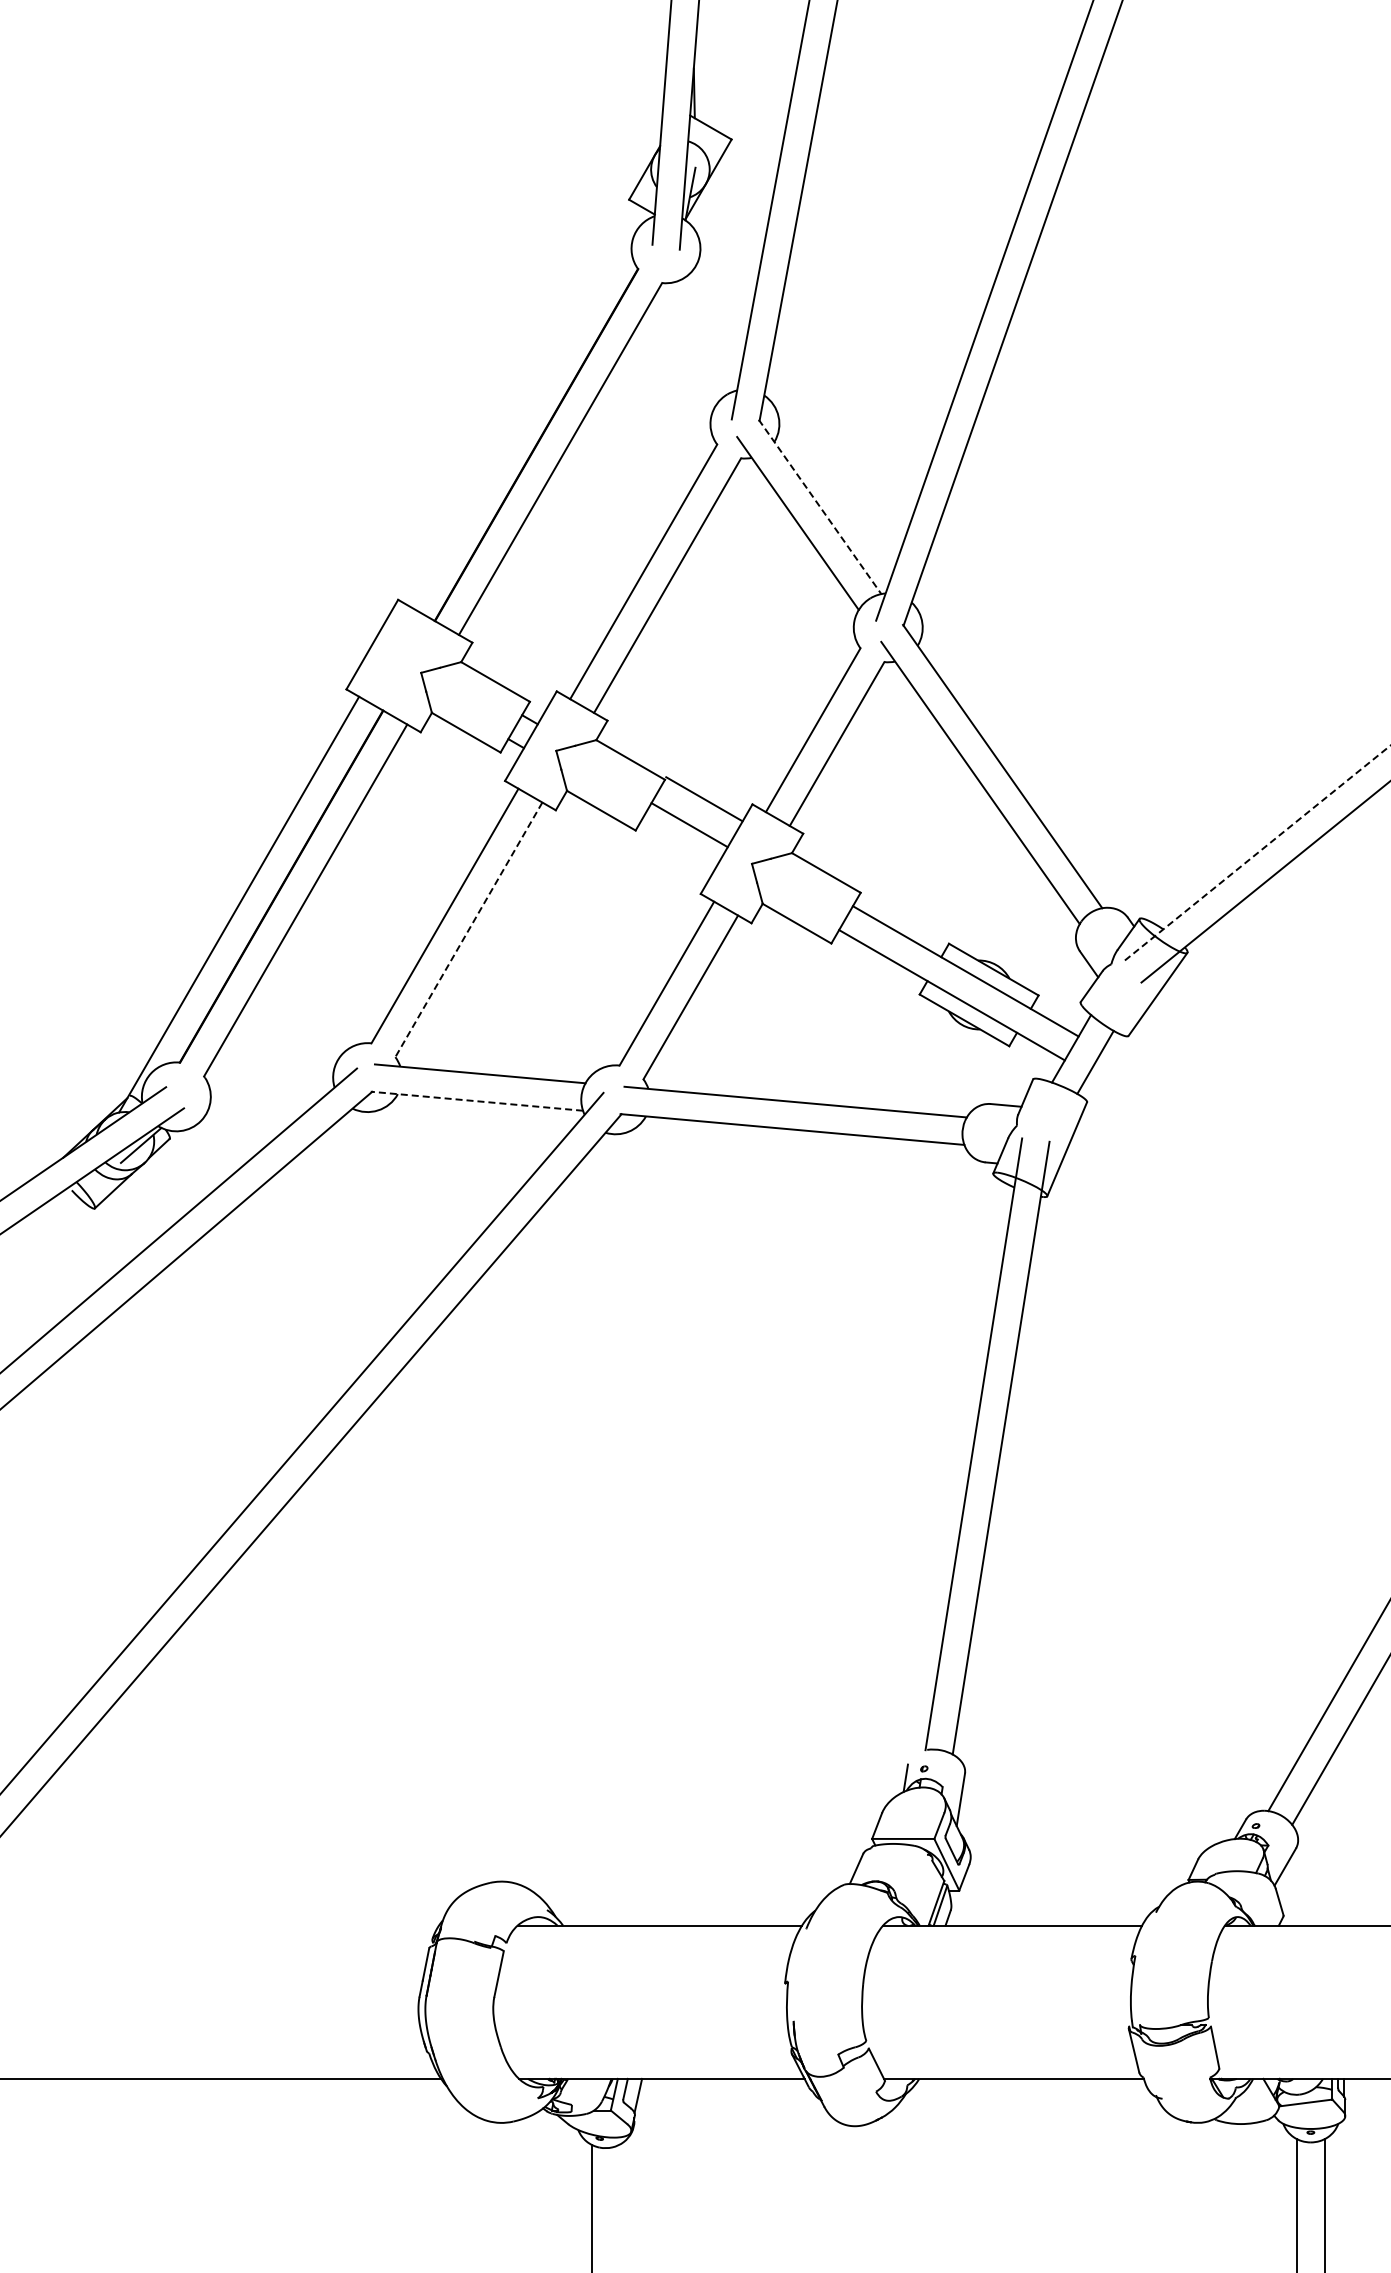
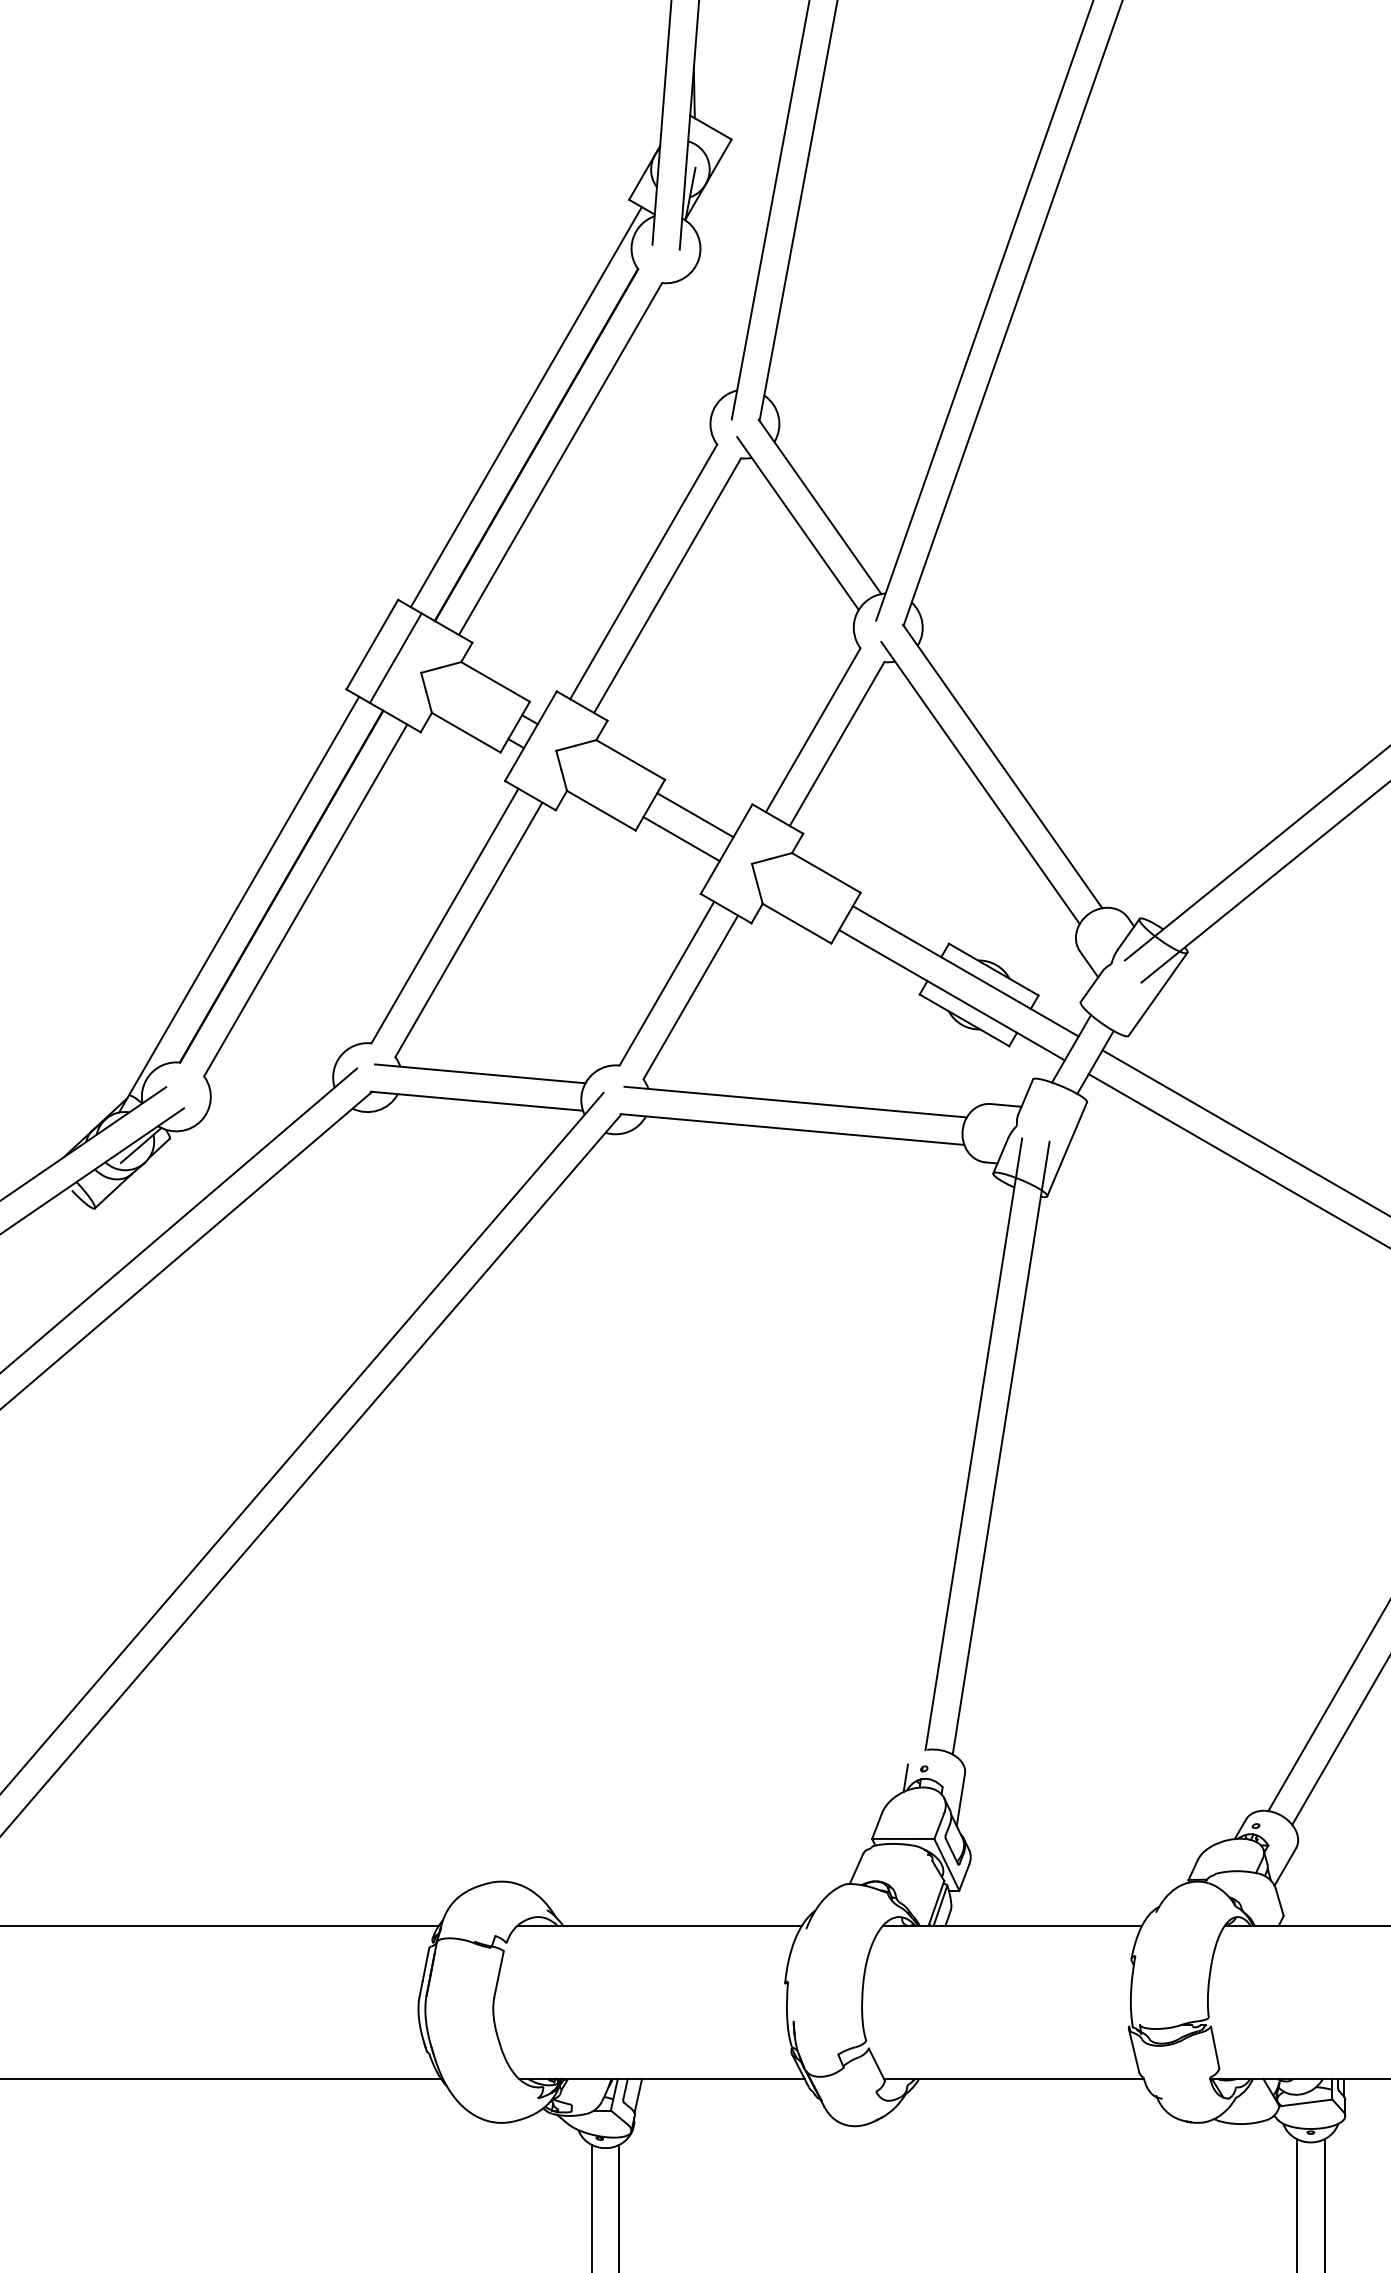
line: none -> present (525, 407)
line: dashed -> solid (820, 506)
line: none -> present (395, 657)
line position: (704, 799) -> (695, 815) (695, 815)
line position: (689, 825) -> (681, 839) (681, 839)
line: dashed -> solid (1257, 853)
line: dashed -> solid (468, 929)
line: dashed -> solid (476, 1101)
line: none -> present (1244, 1132)
line: none -> present (1237, 1160)
line: none -> present (220, 1925)
line: none -> present (619, 2206)
